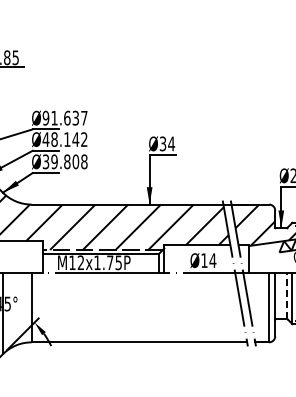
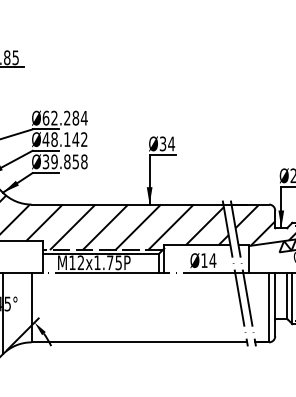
text: Ø91.637 -> Ø62.284 (64, 117)
text: Ø39.808 -> Ø39.858 (75, 161)
line: dashed -> solid (287, 296)
